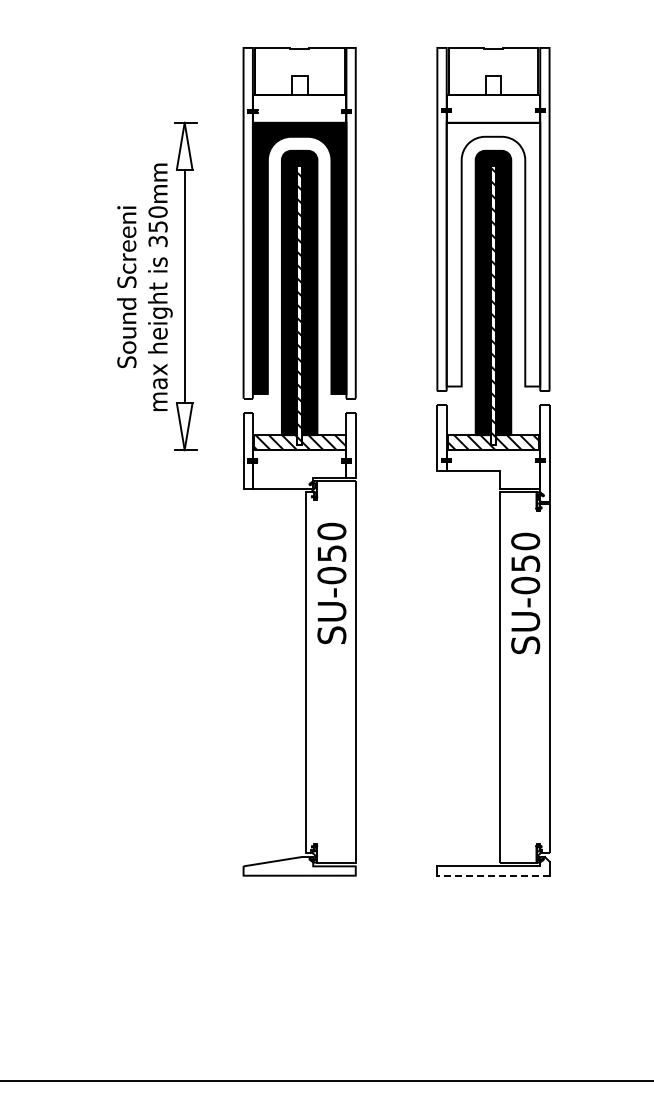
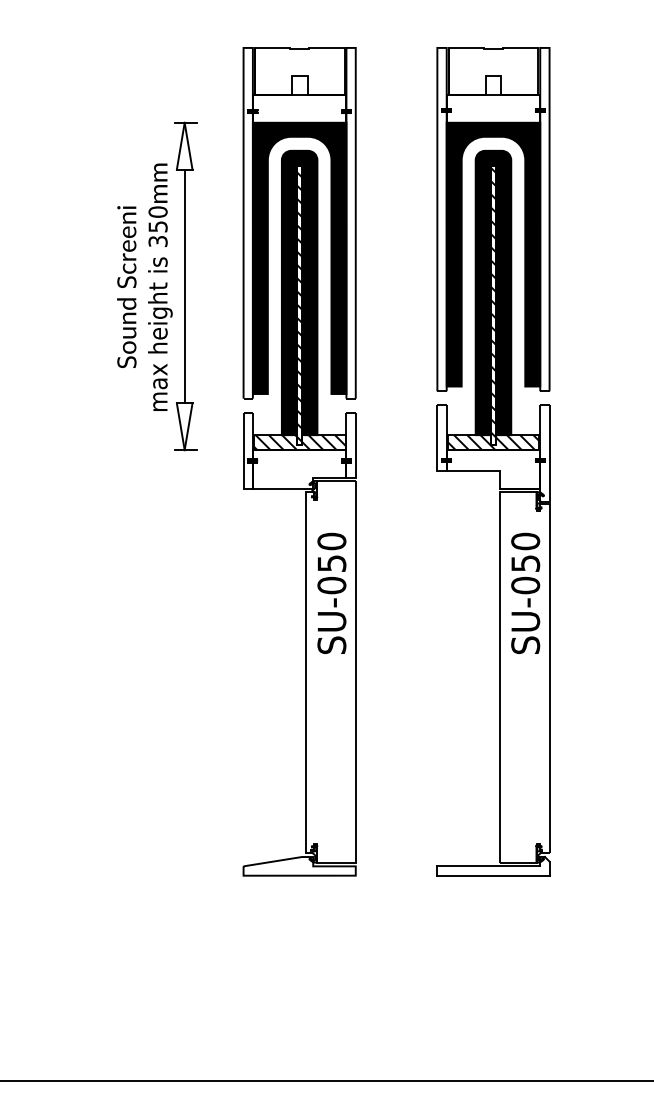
fill: none -> present (493, 254)
text position: (331, 582) -> (331, 592) (331, 592)
line: dashed -> solid (492, 875)
